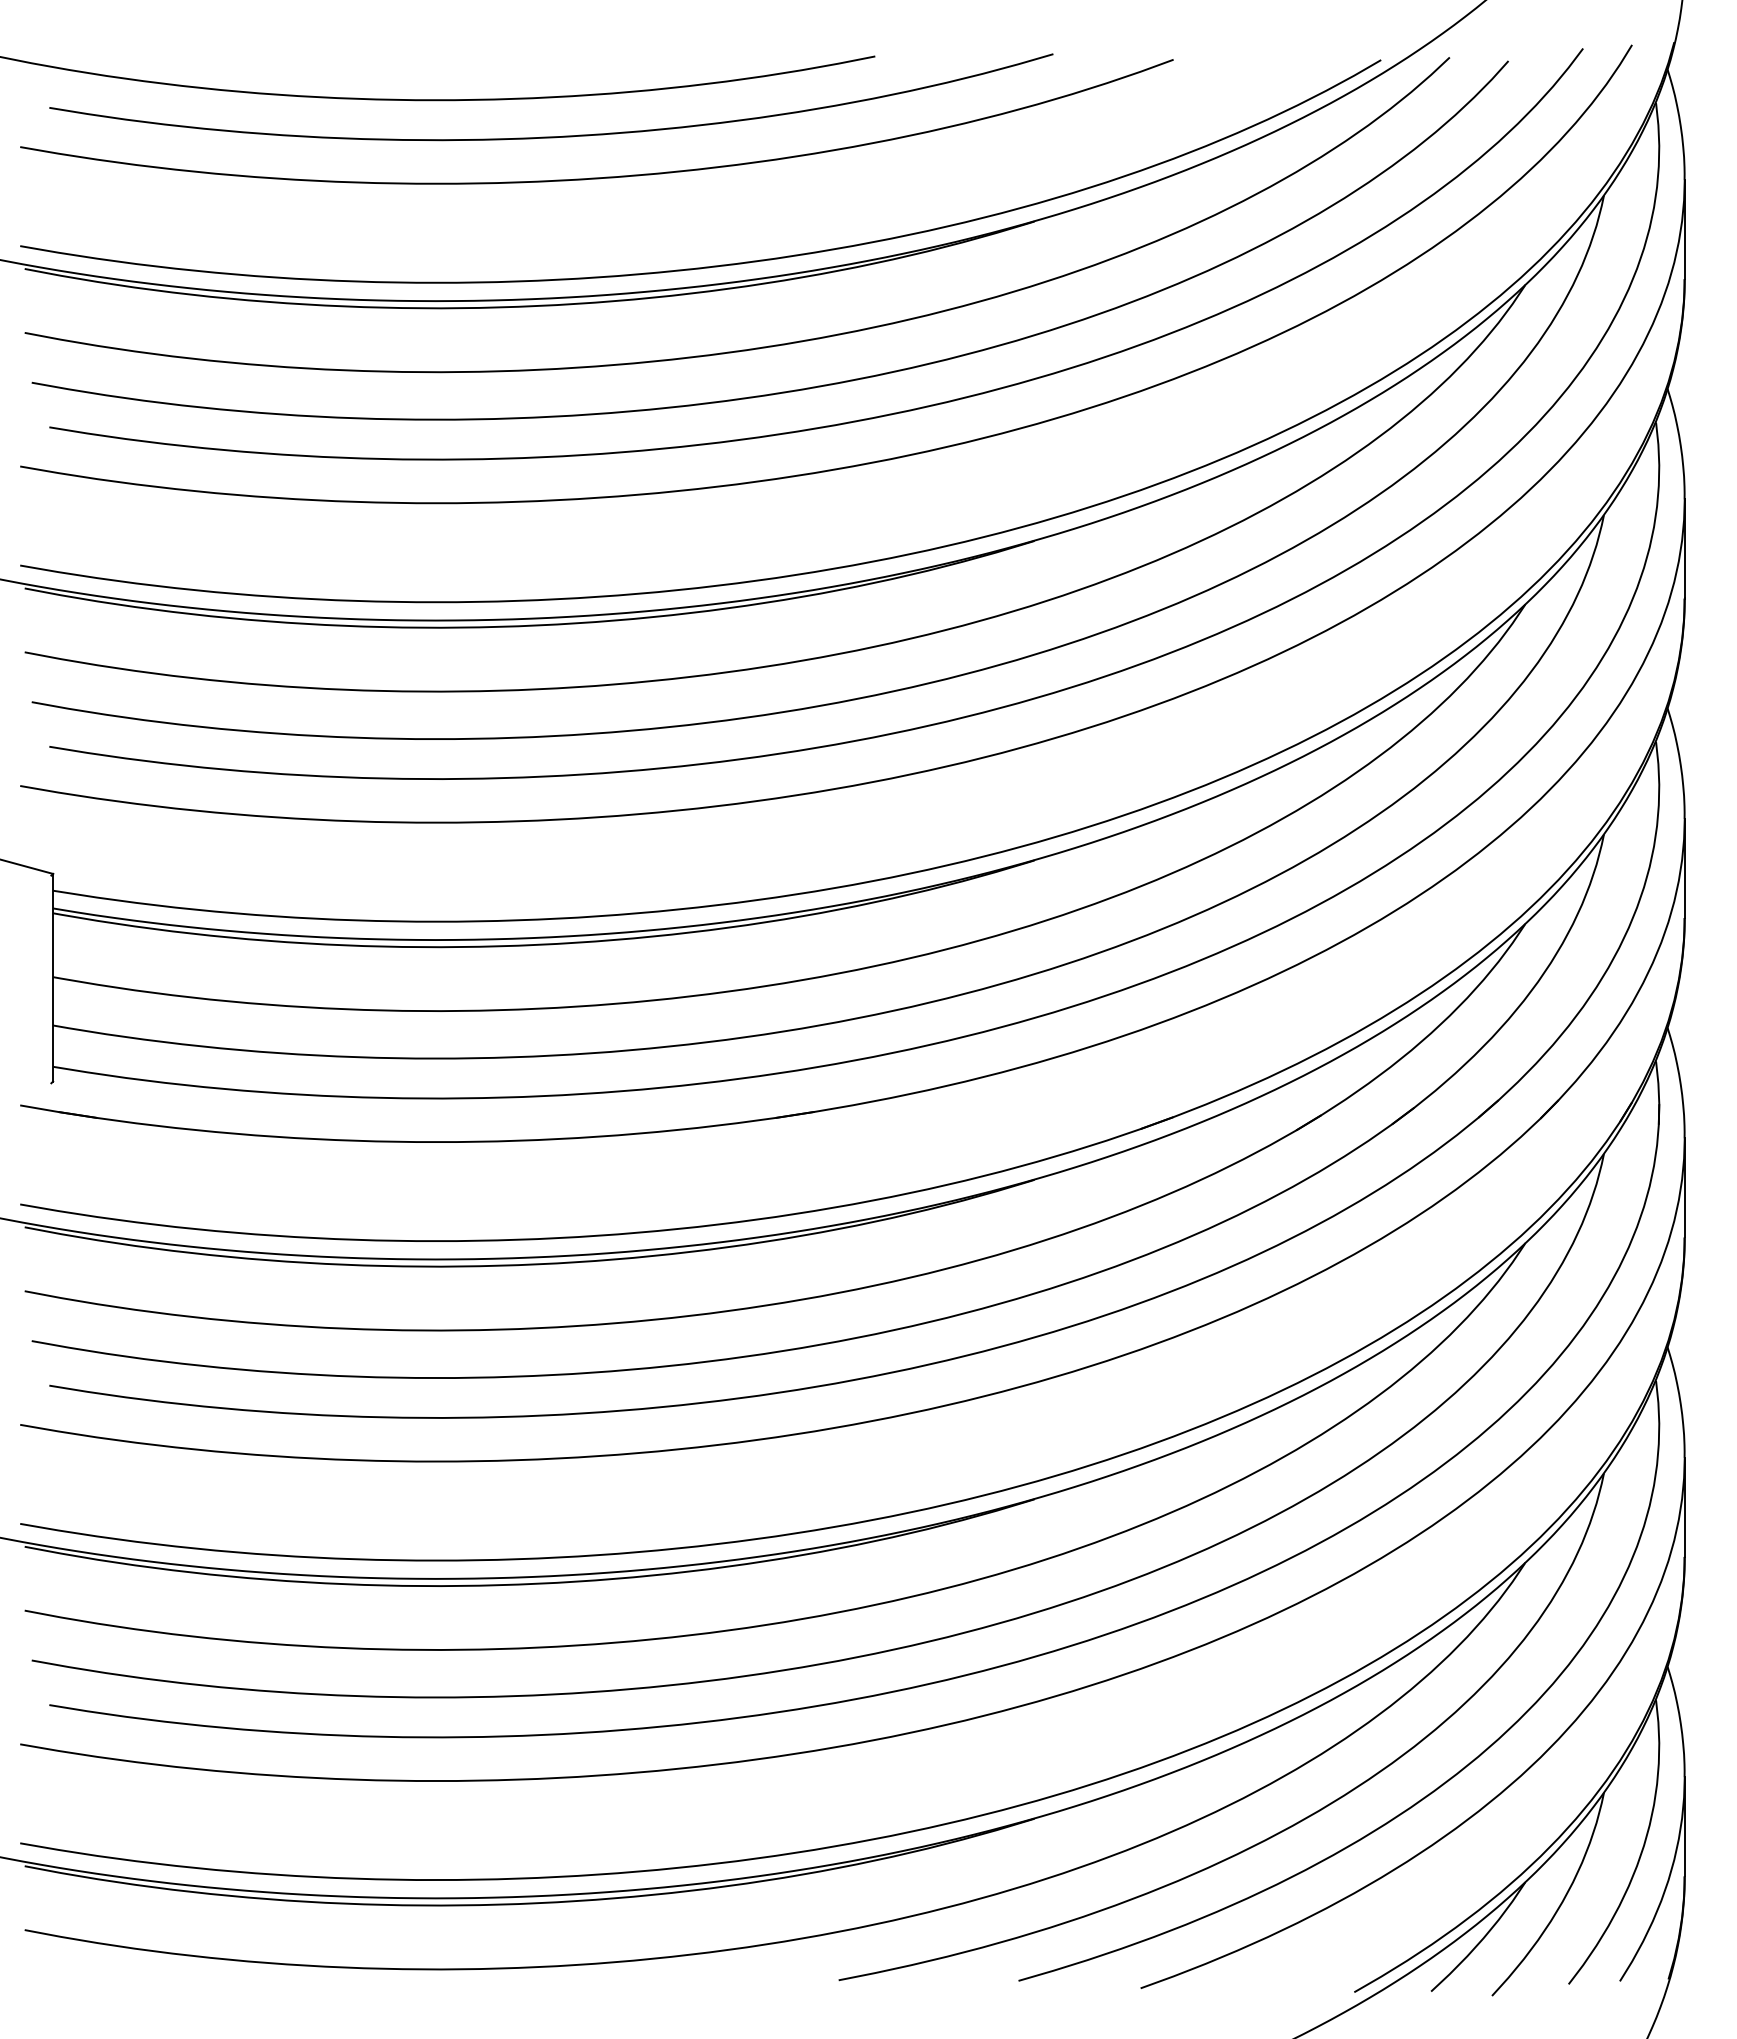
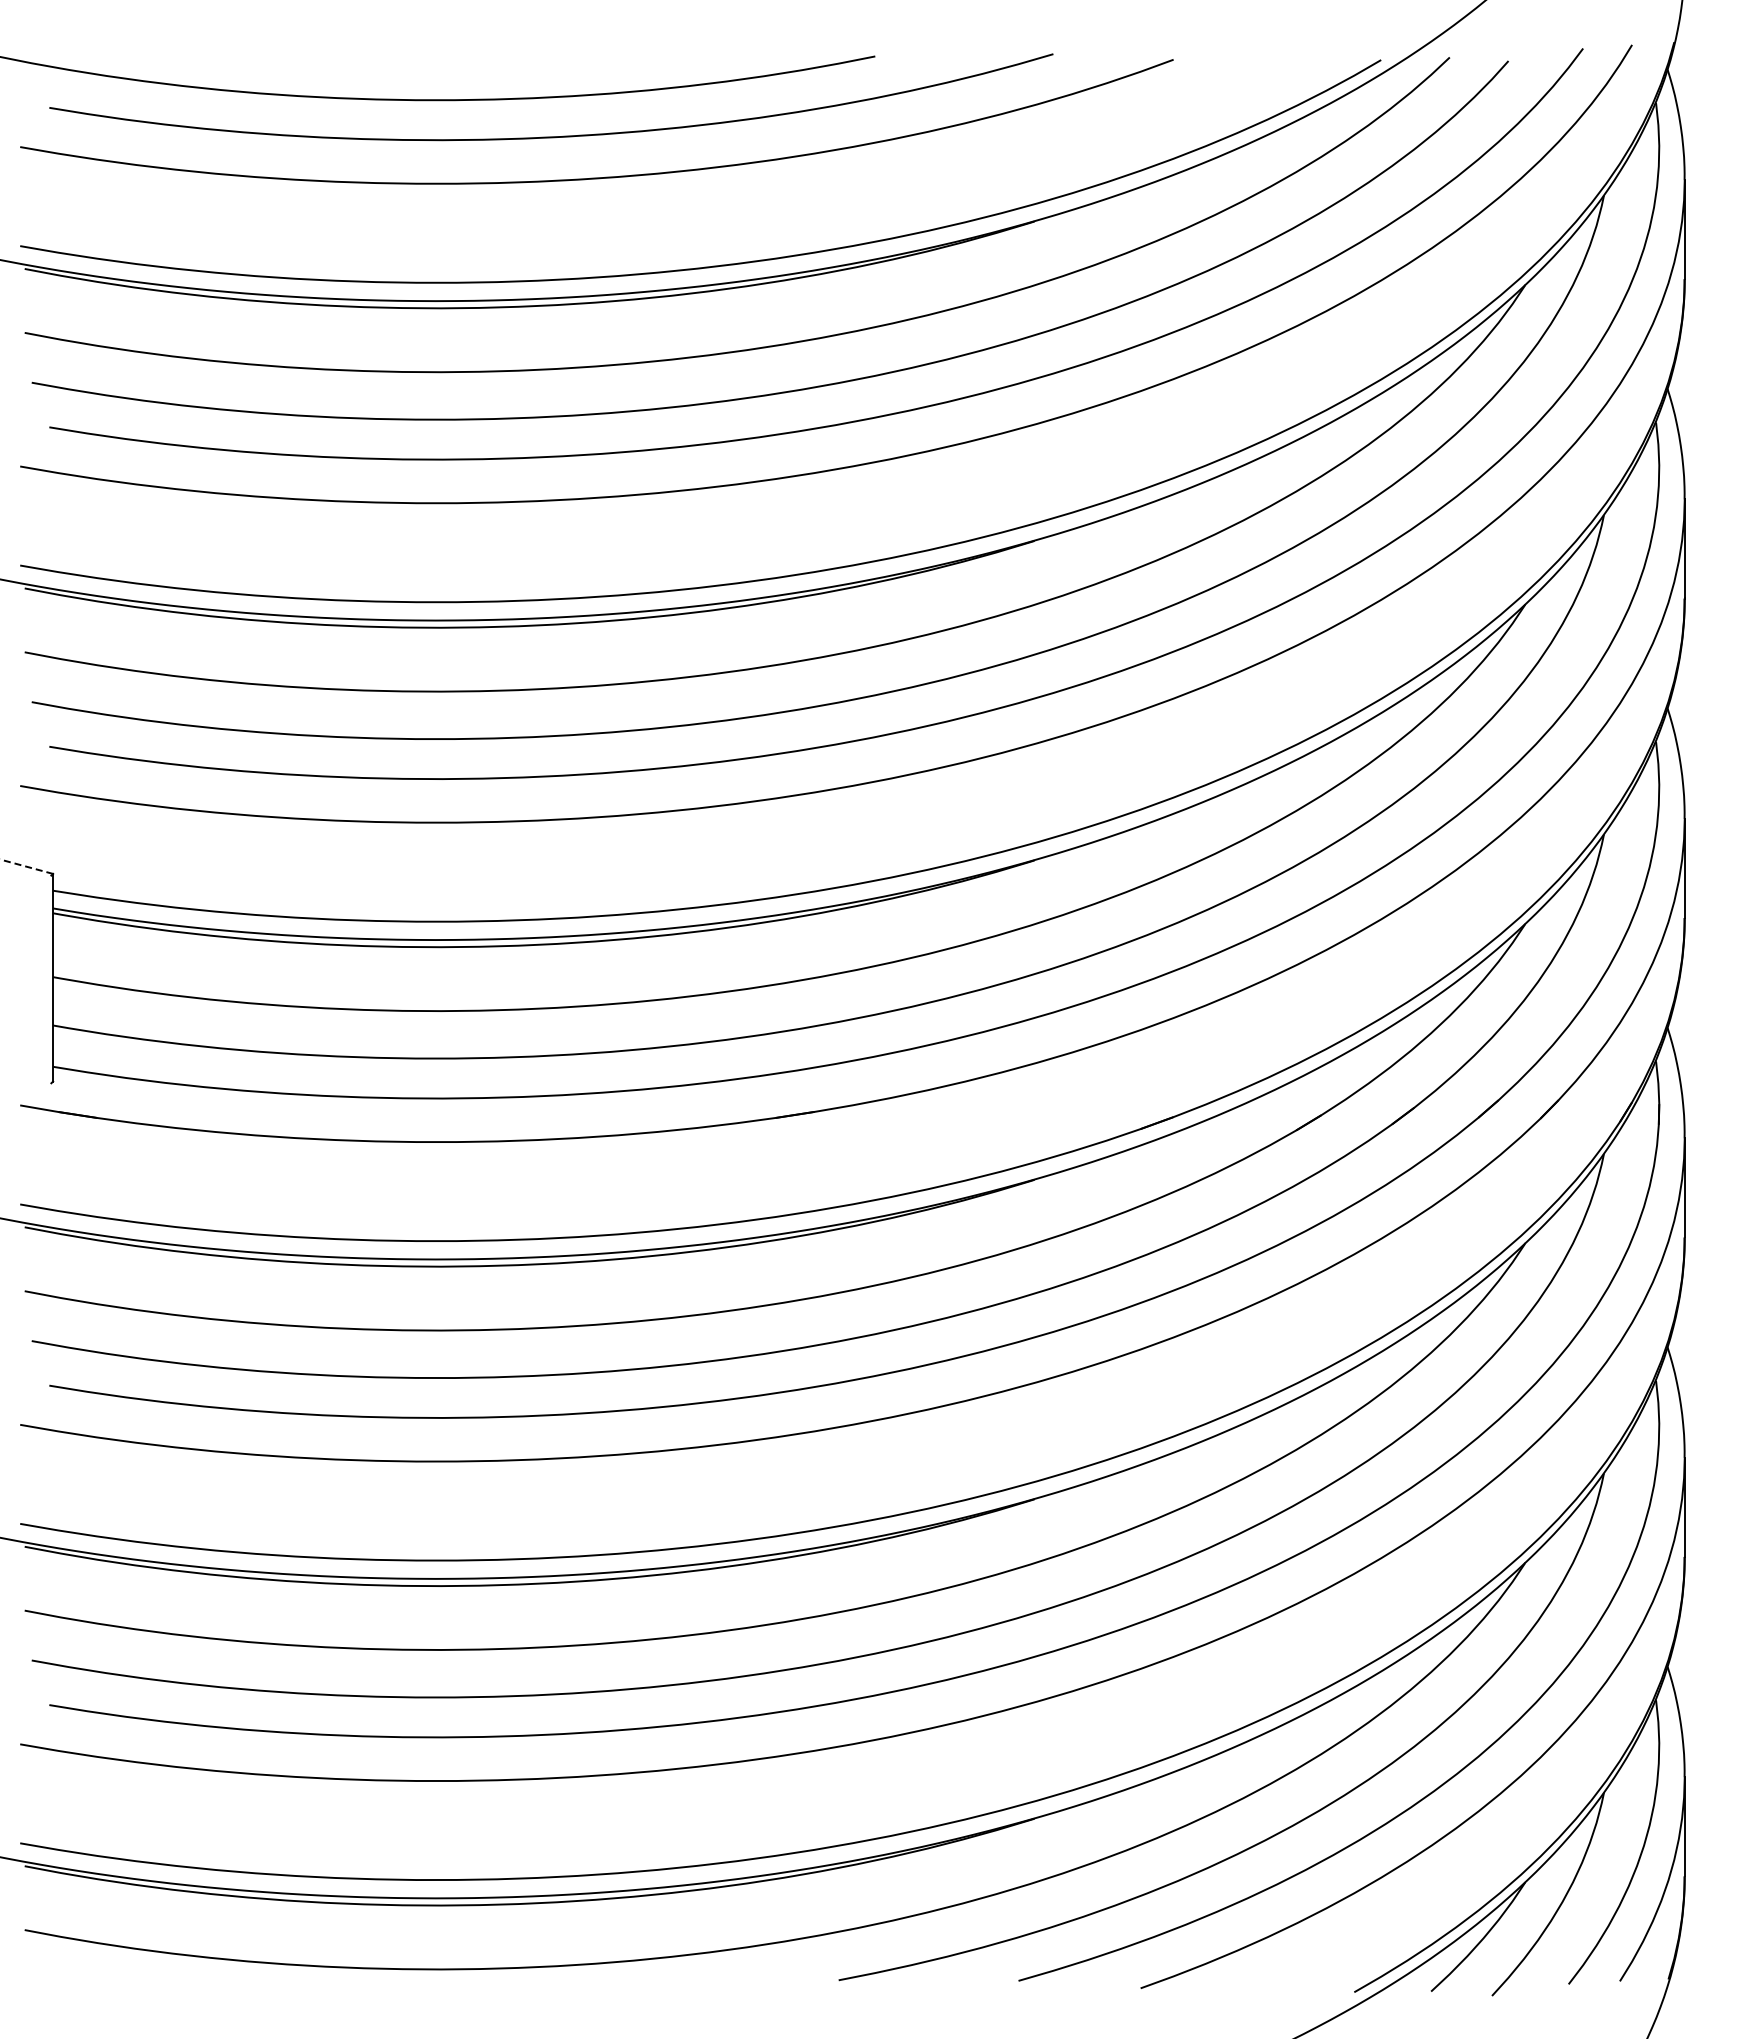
line: solid -> dashed (26, 866)
